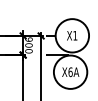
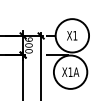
text: X6A -> X1A (70, 72)
